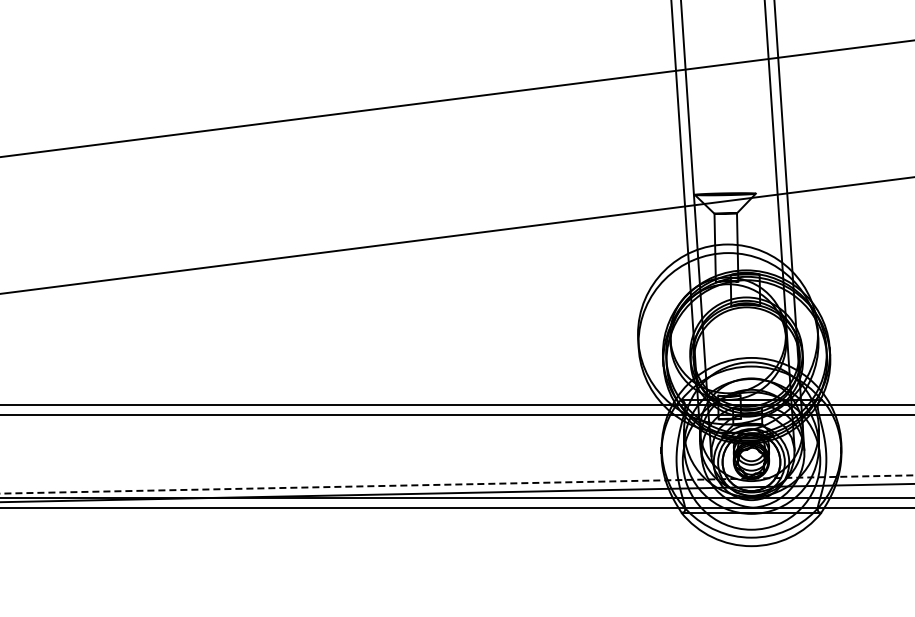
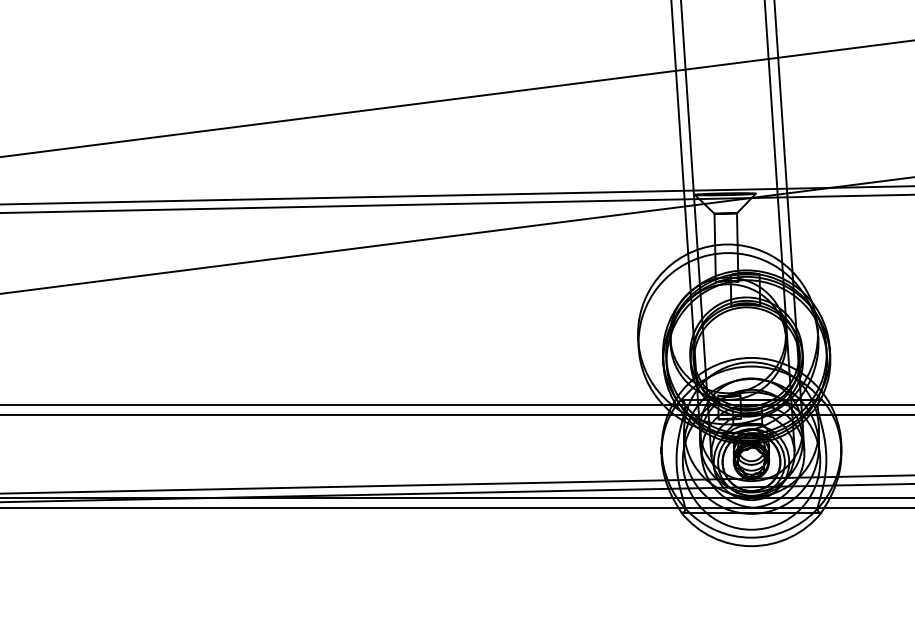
line: none -> present (456, 195)
line: none -> present (456, 203)
line: dashed -> solid (457, 484)
